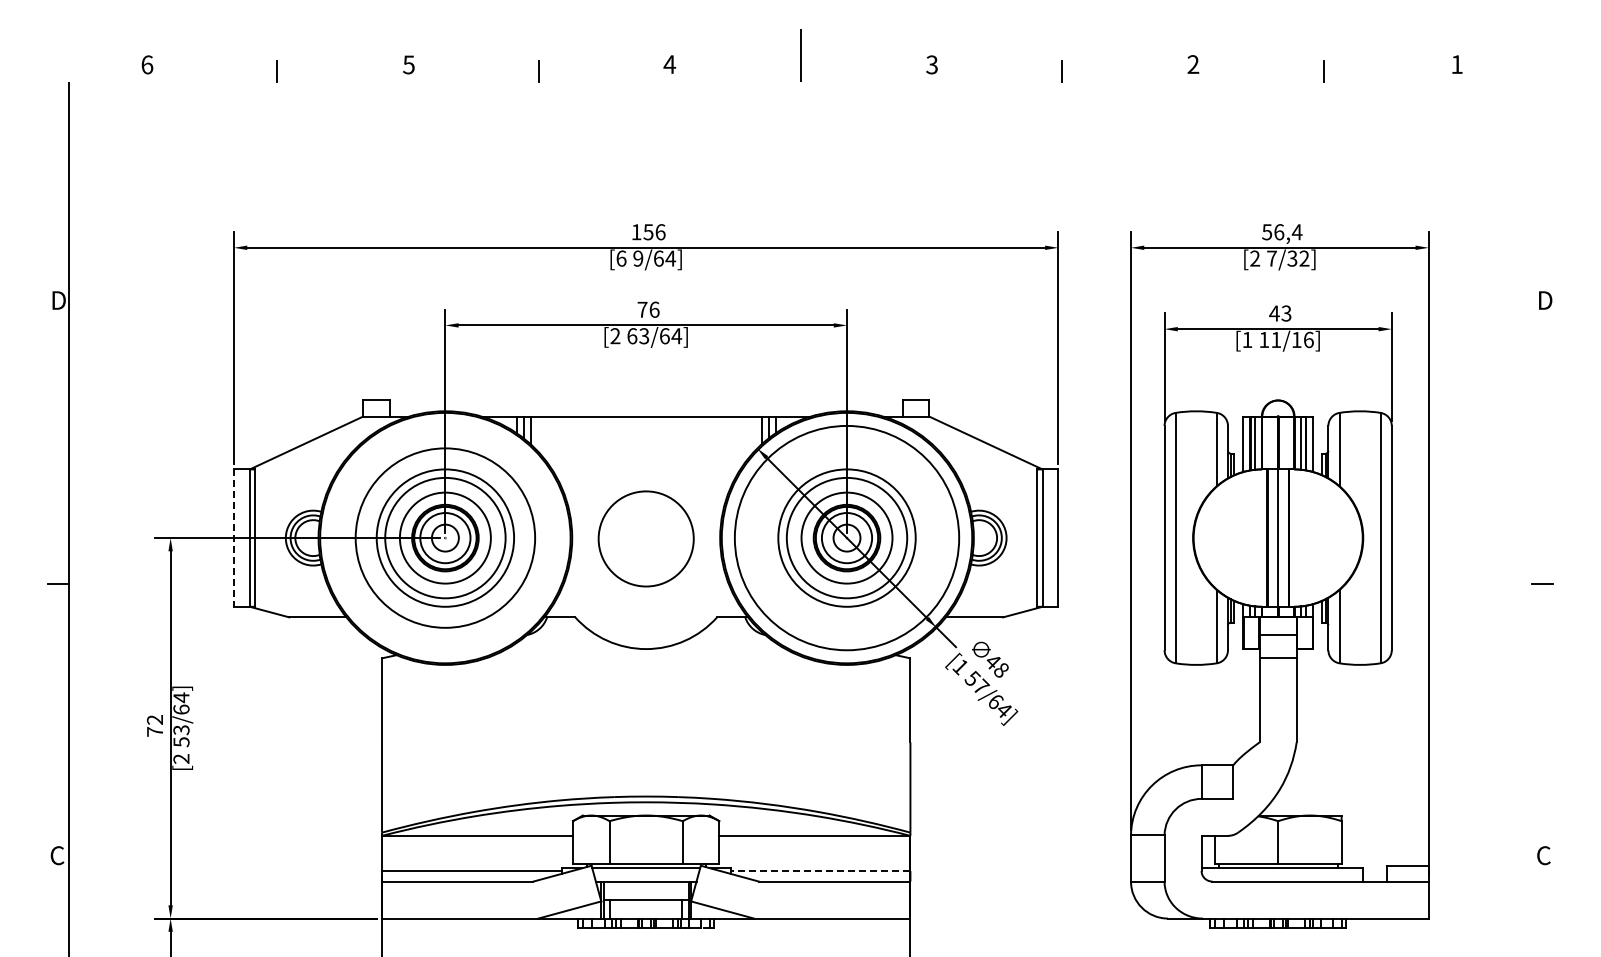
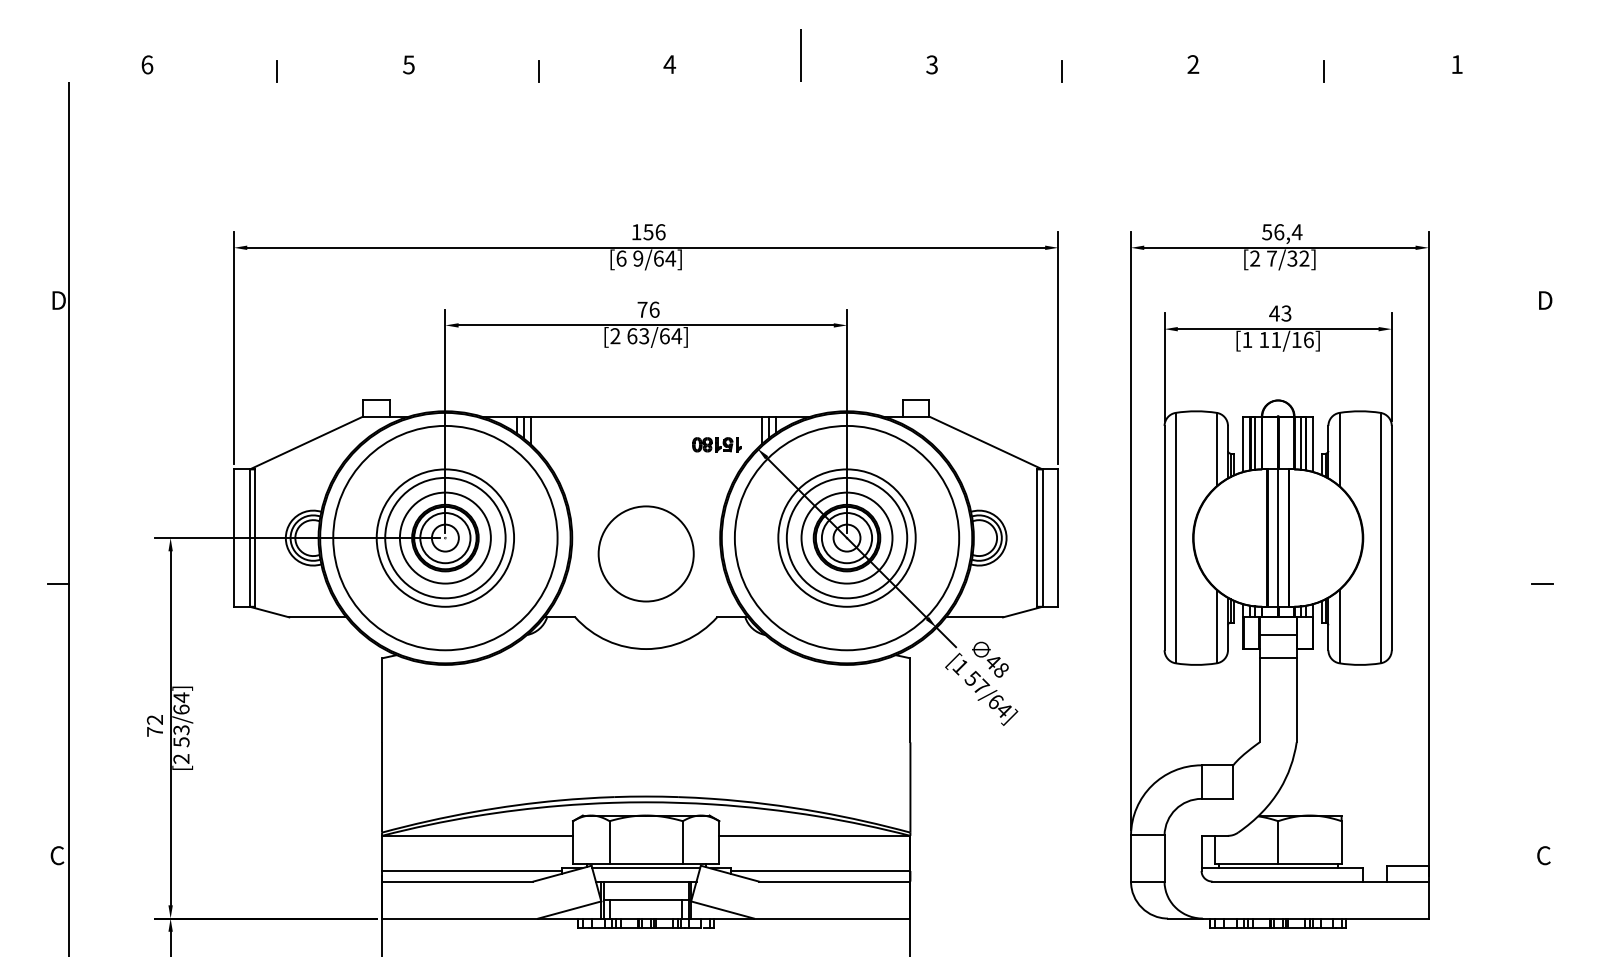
part: none -> present (716, 444)
circle diameter: 179 px -> 224 px (445, 537)
line: dashed -> solid (234, 538)
circle position: (645, 538) -> (645, 553) (645, 553)
line: dashed -> solid (820, 871)
